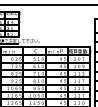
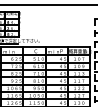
line: solid -> dashed (95, 62)
